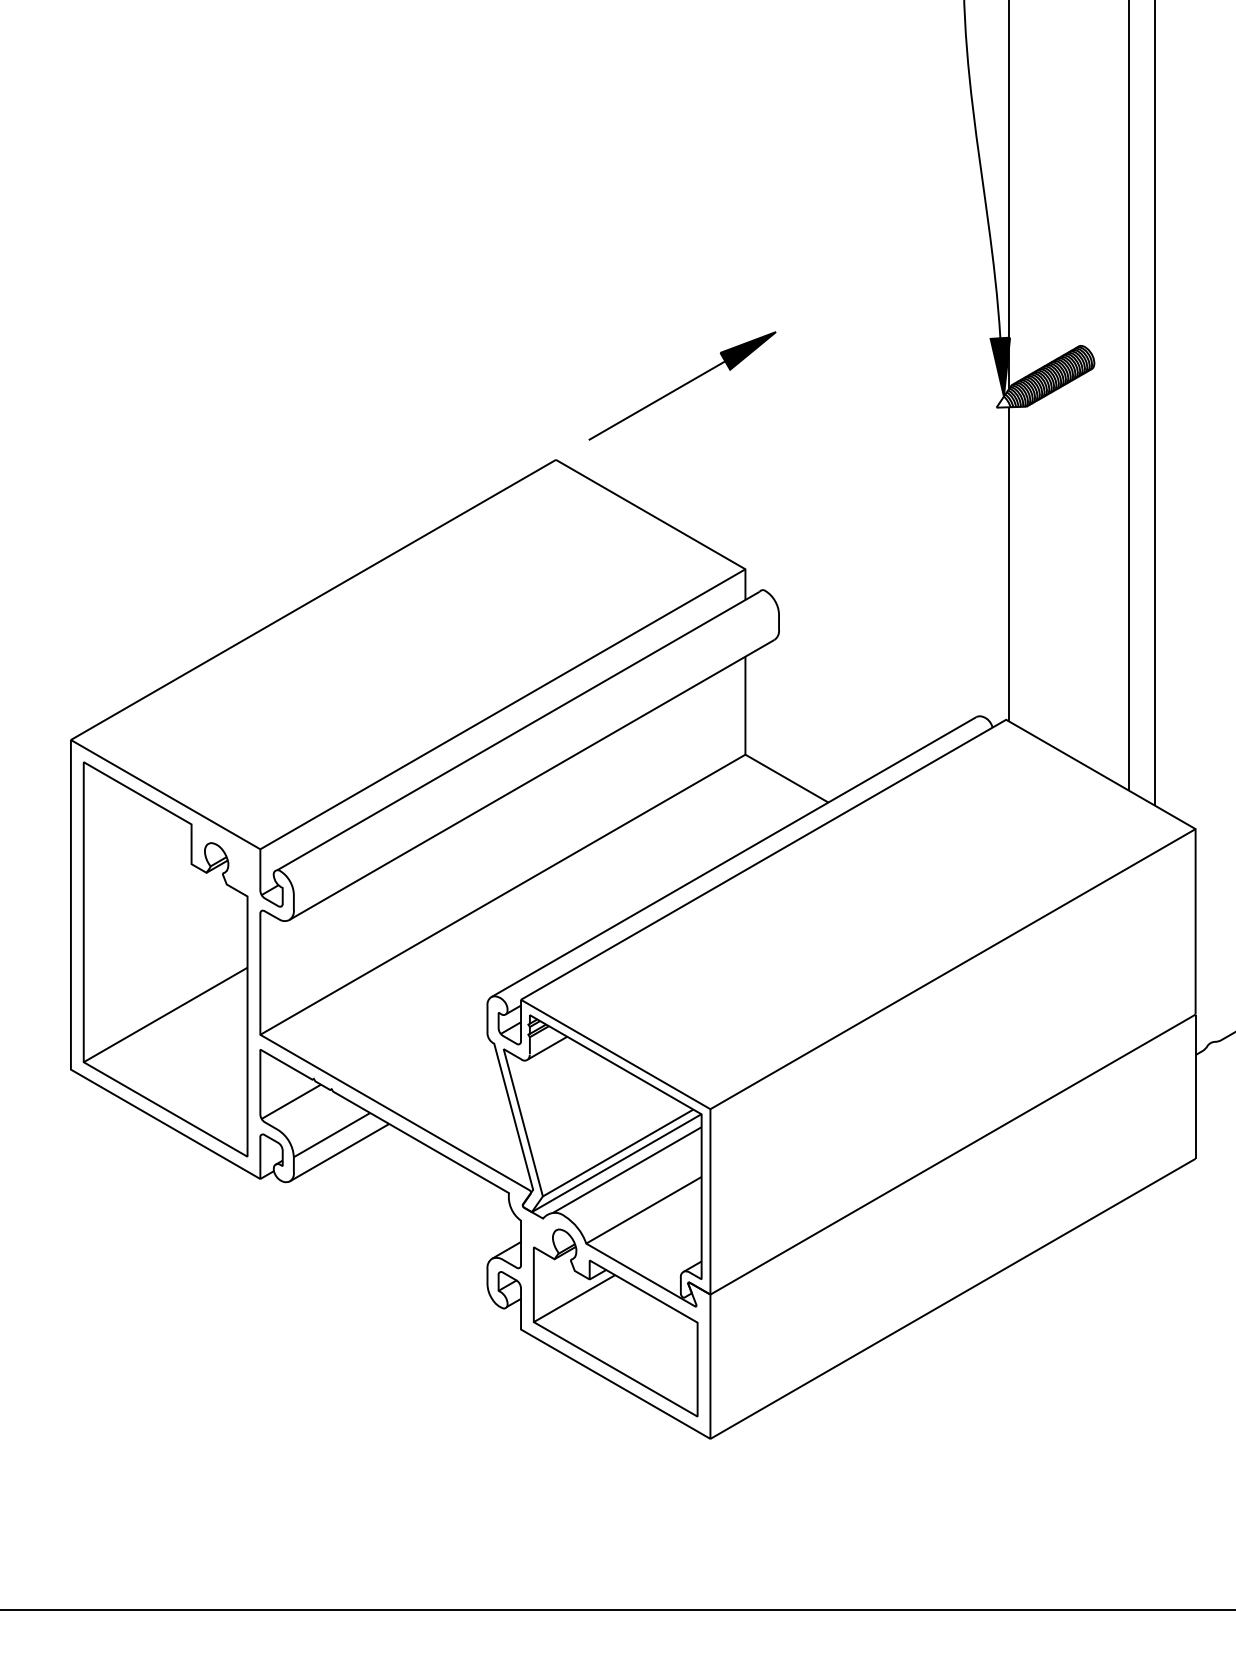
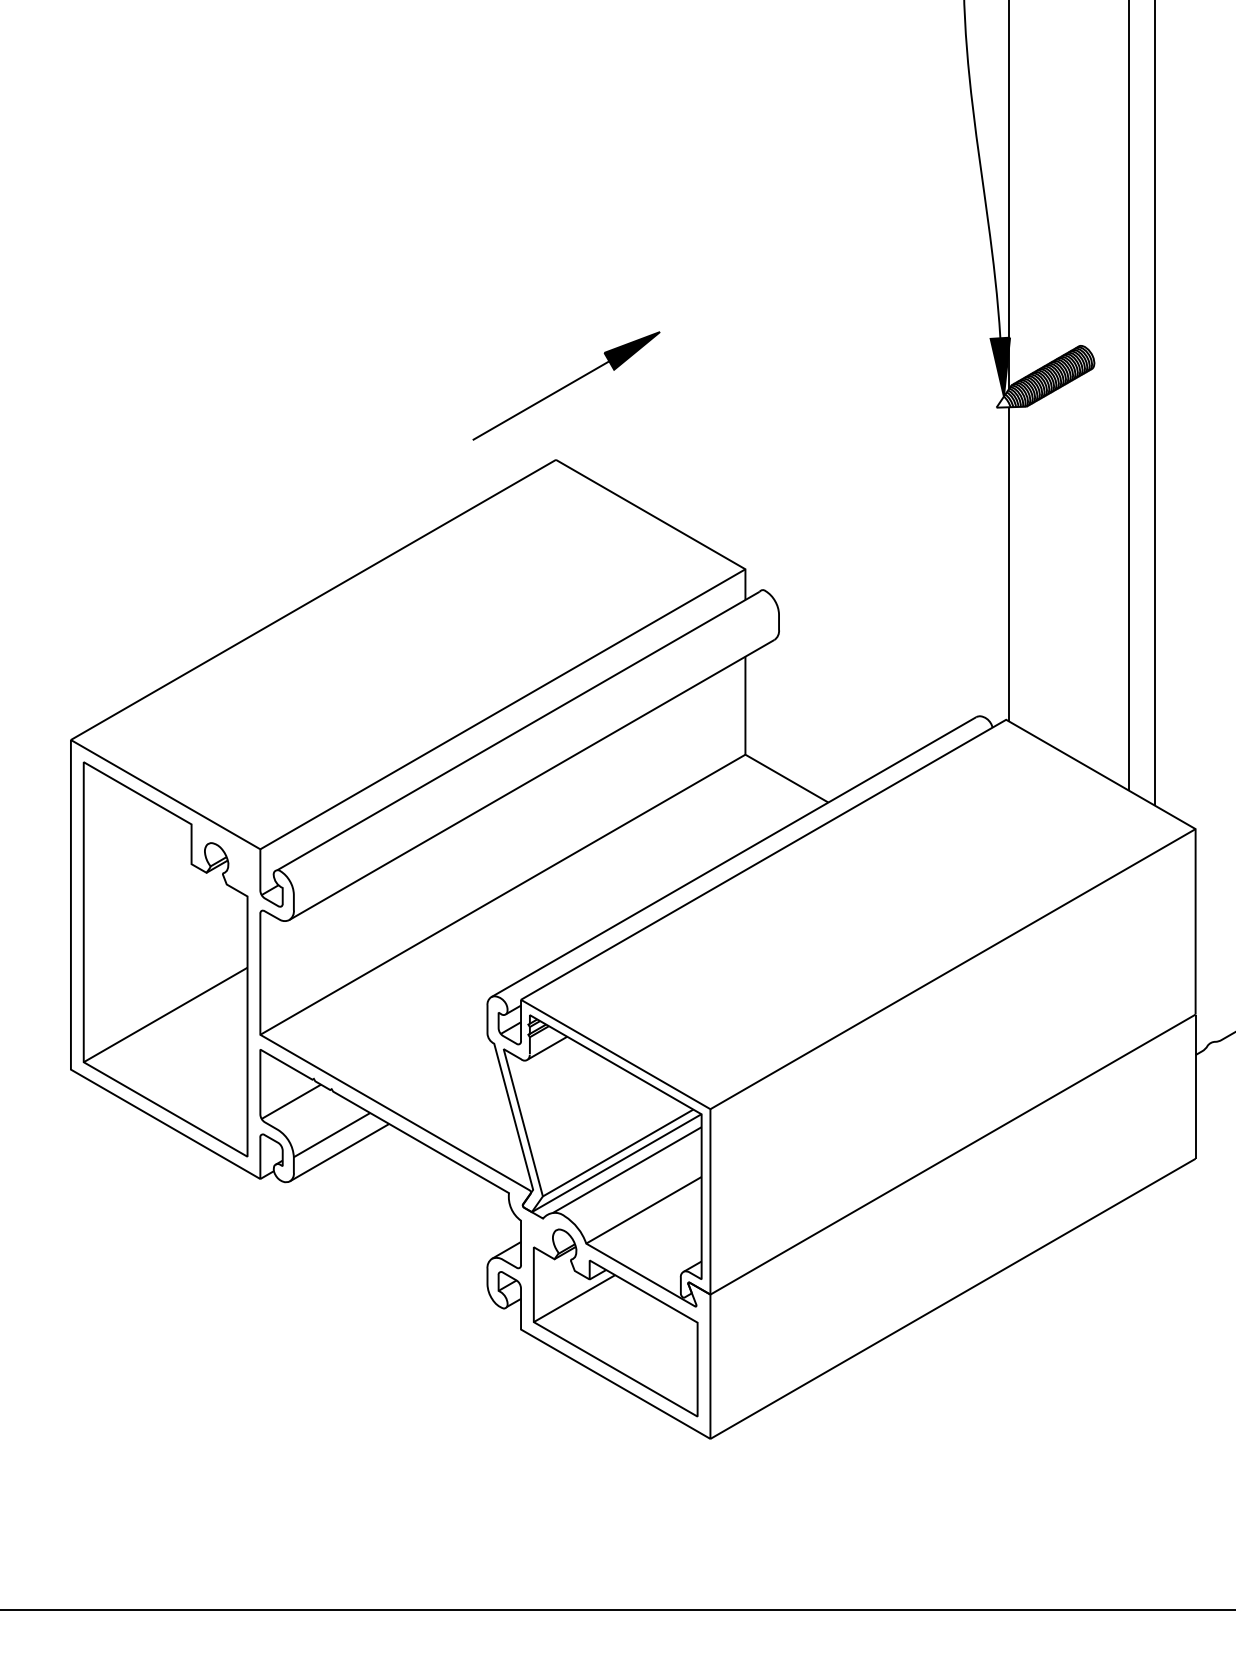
part position: (682, 385) -> (566, 385) (566, 385)
